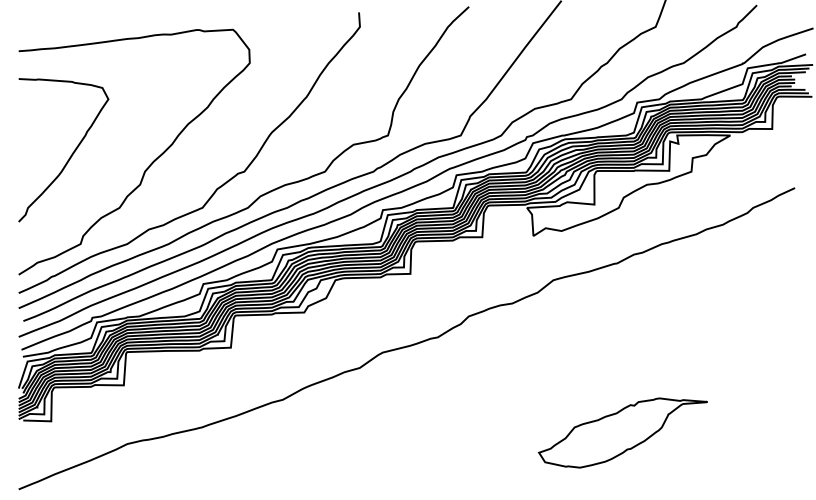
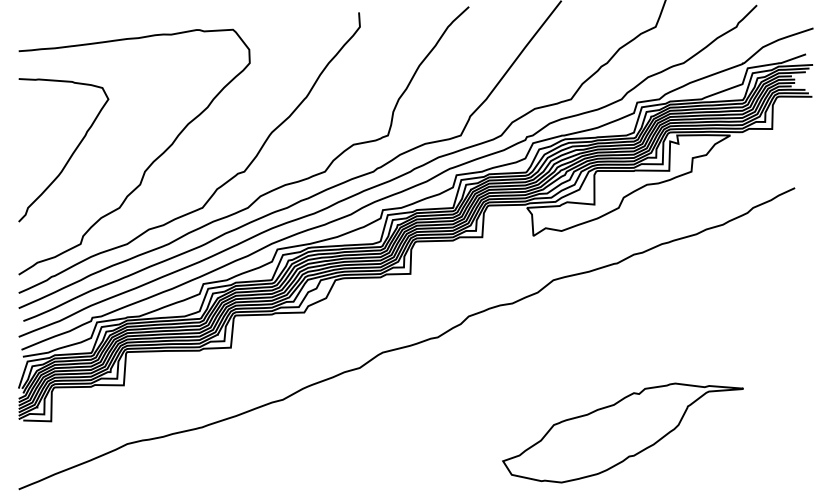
part size: 170x72 px -> 242x102 px (622, 432)
